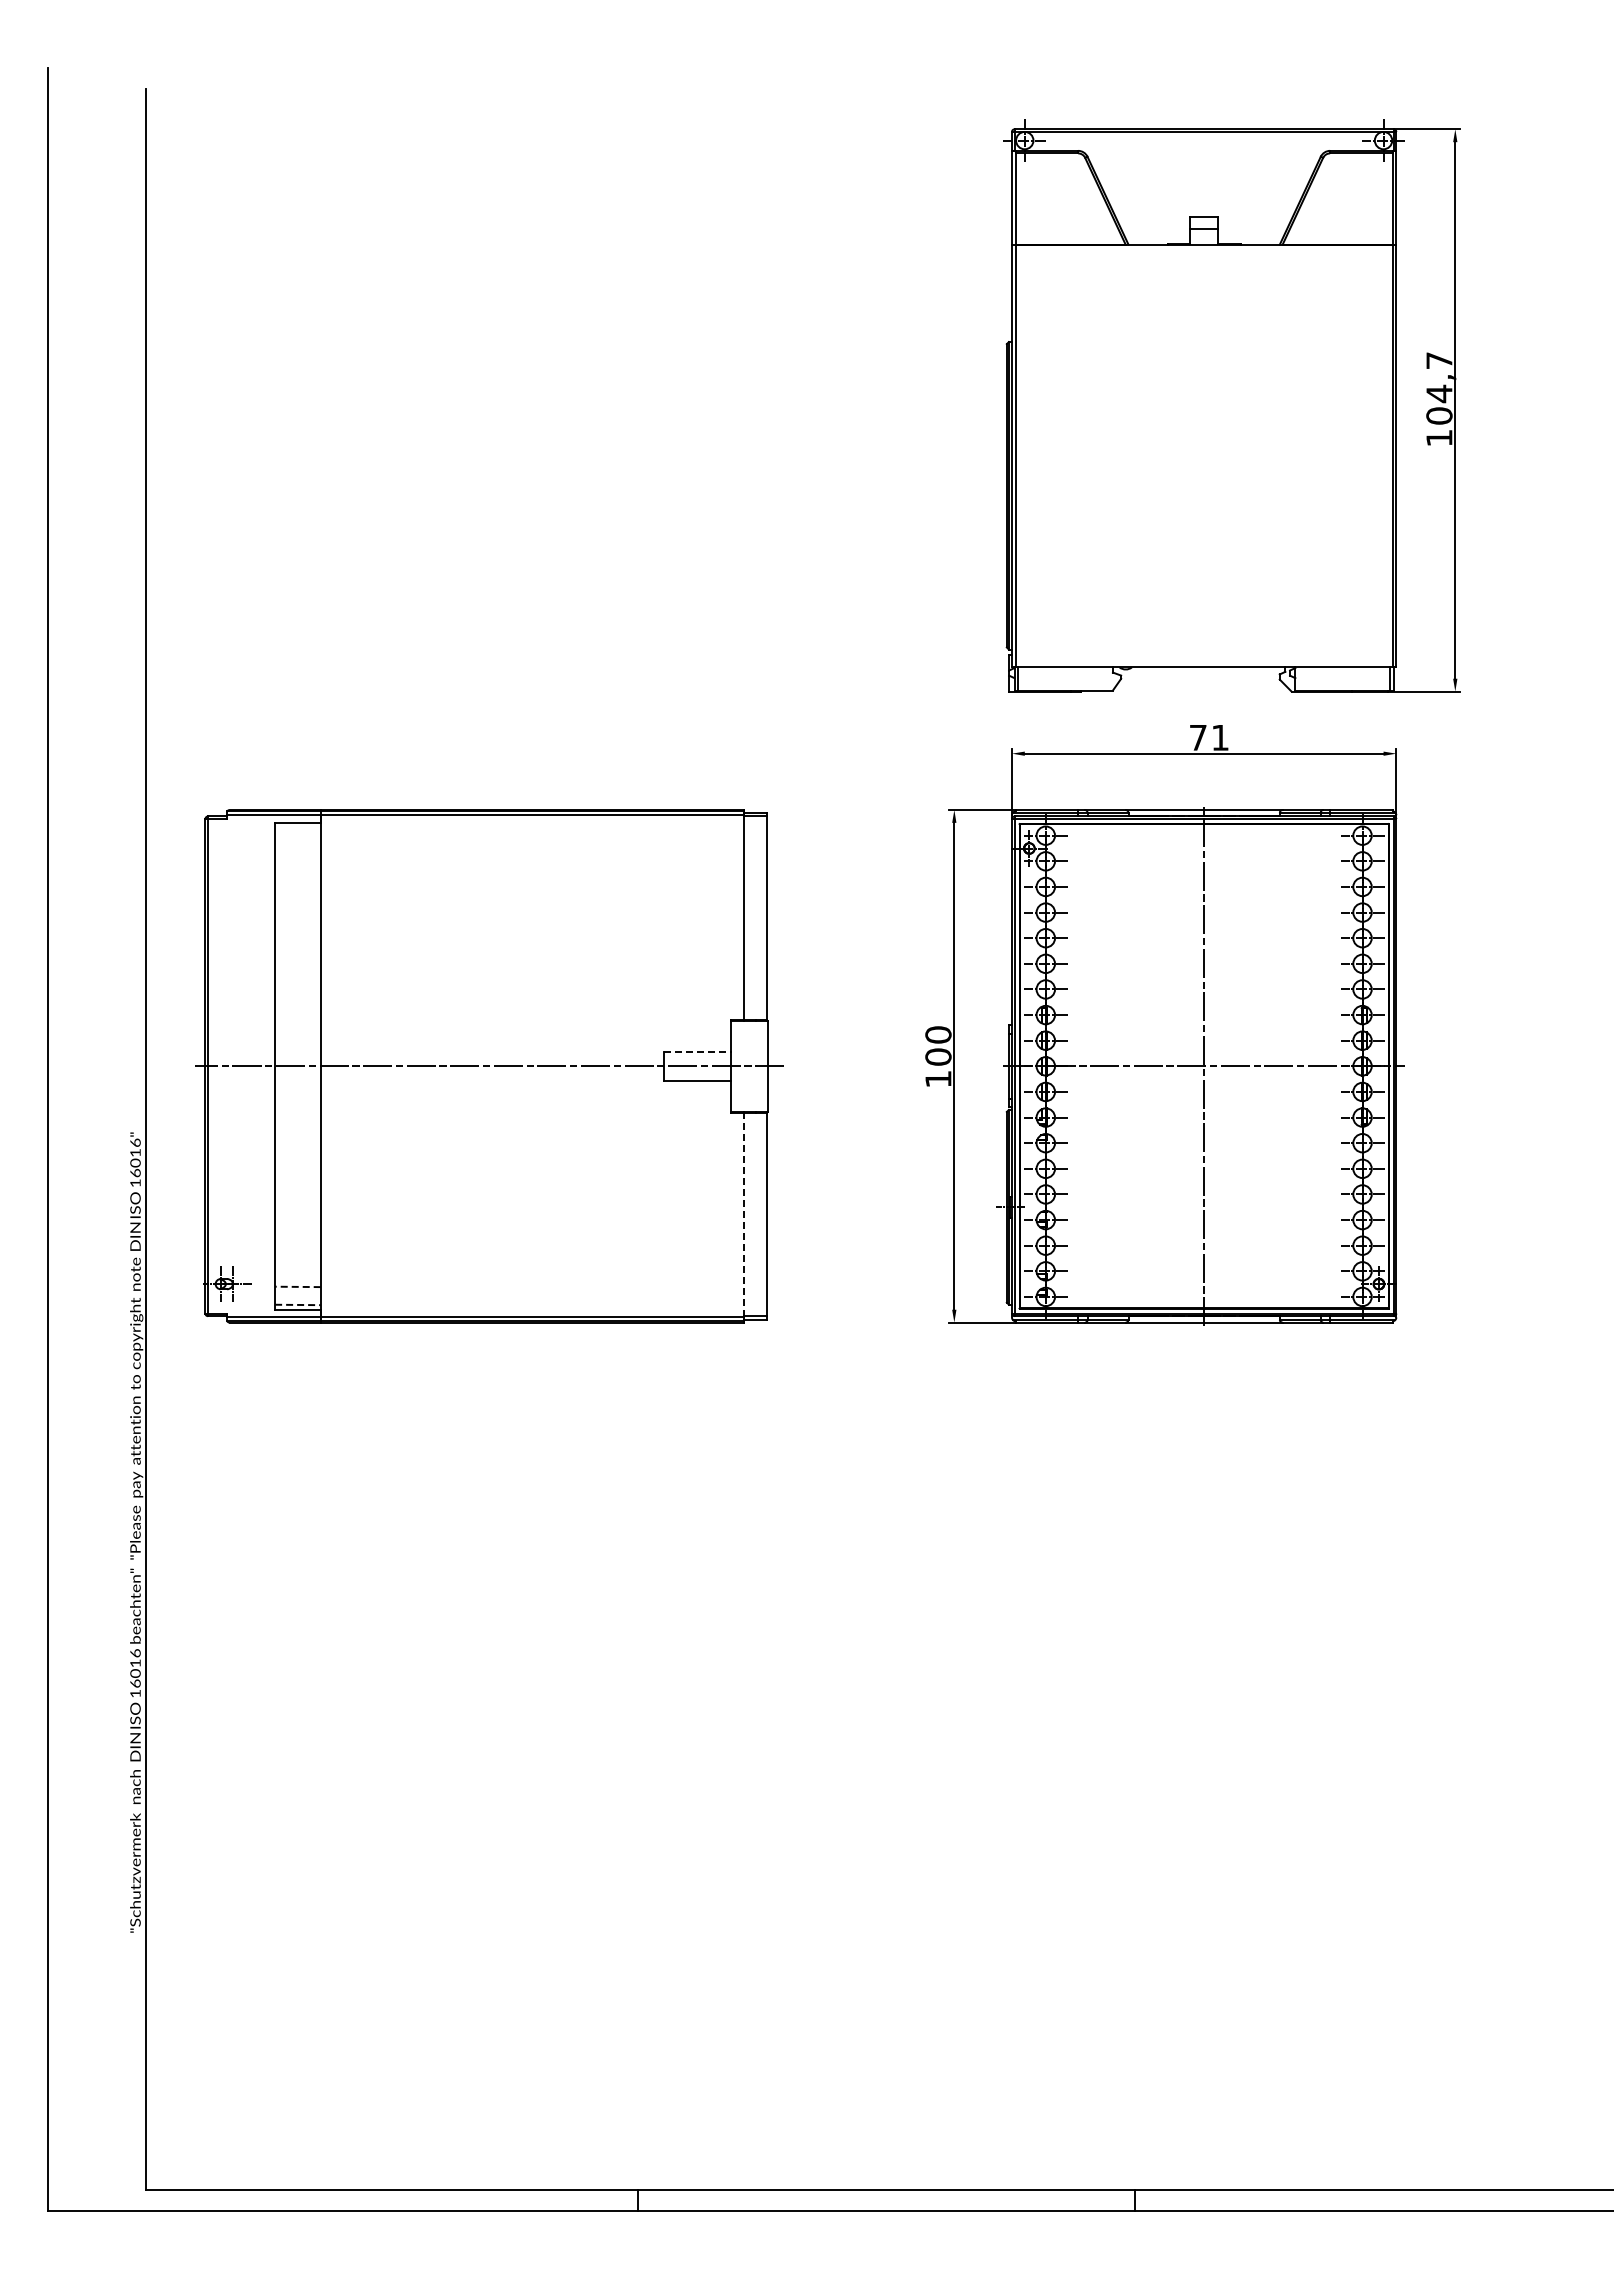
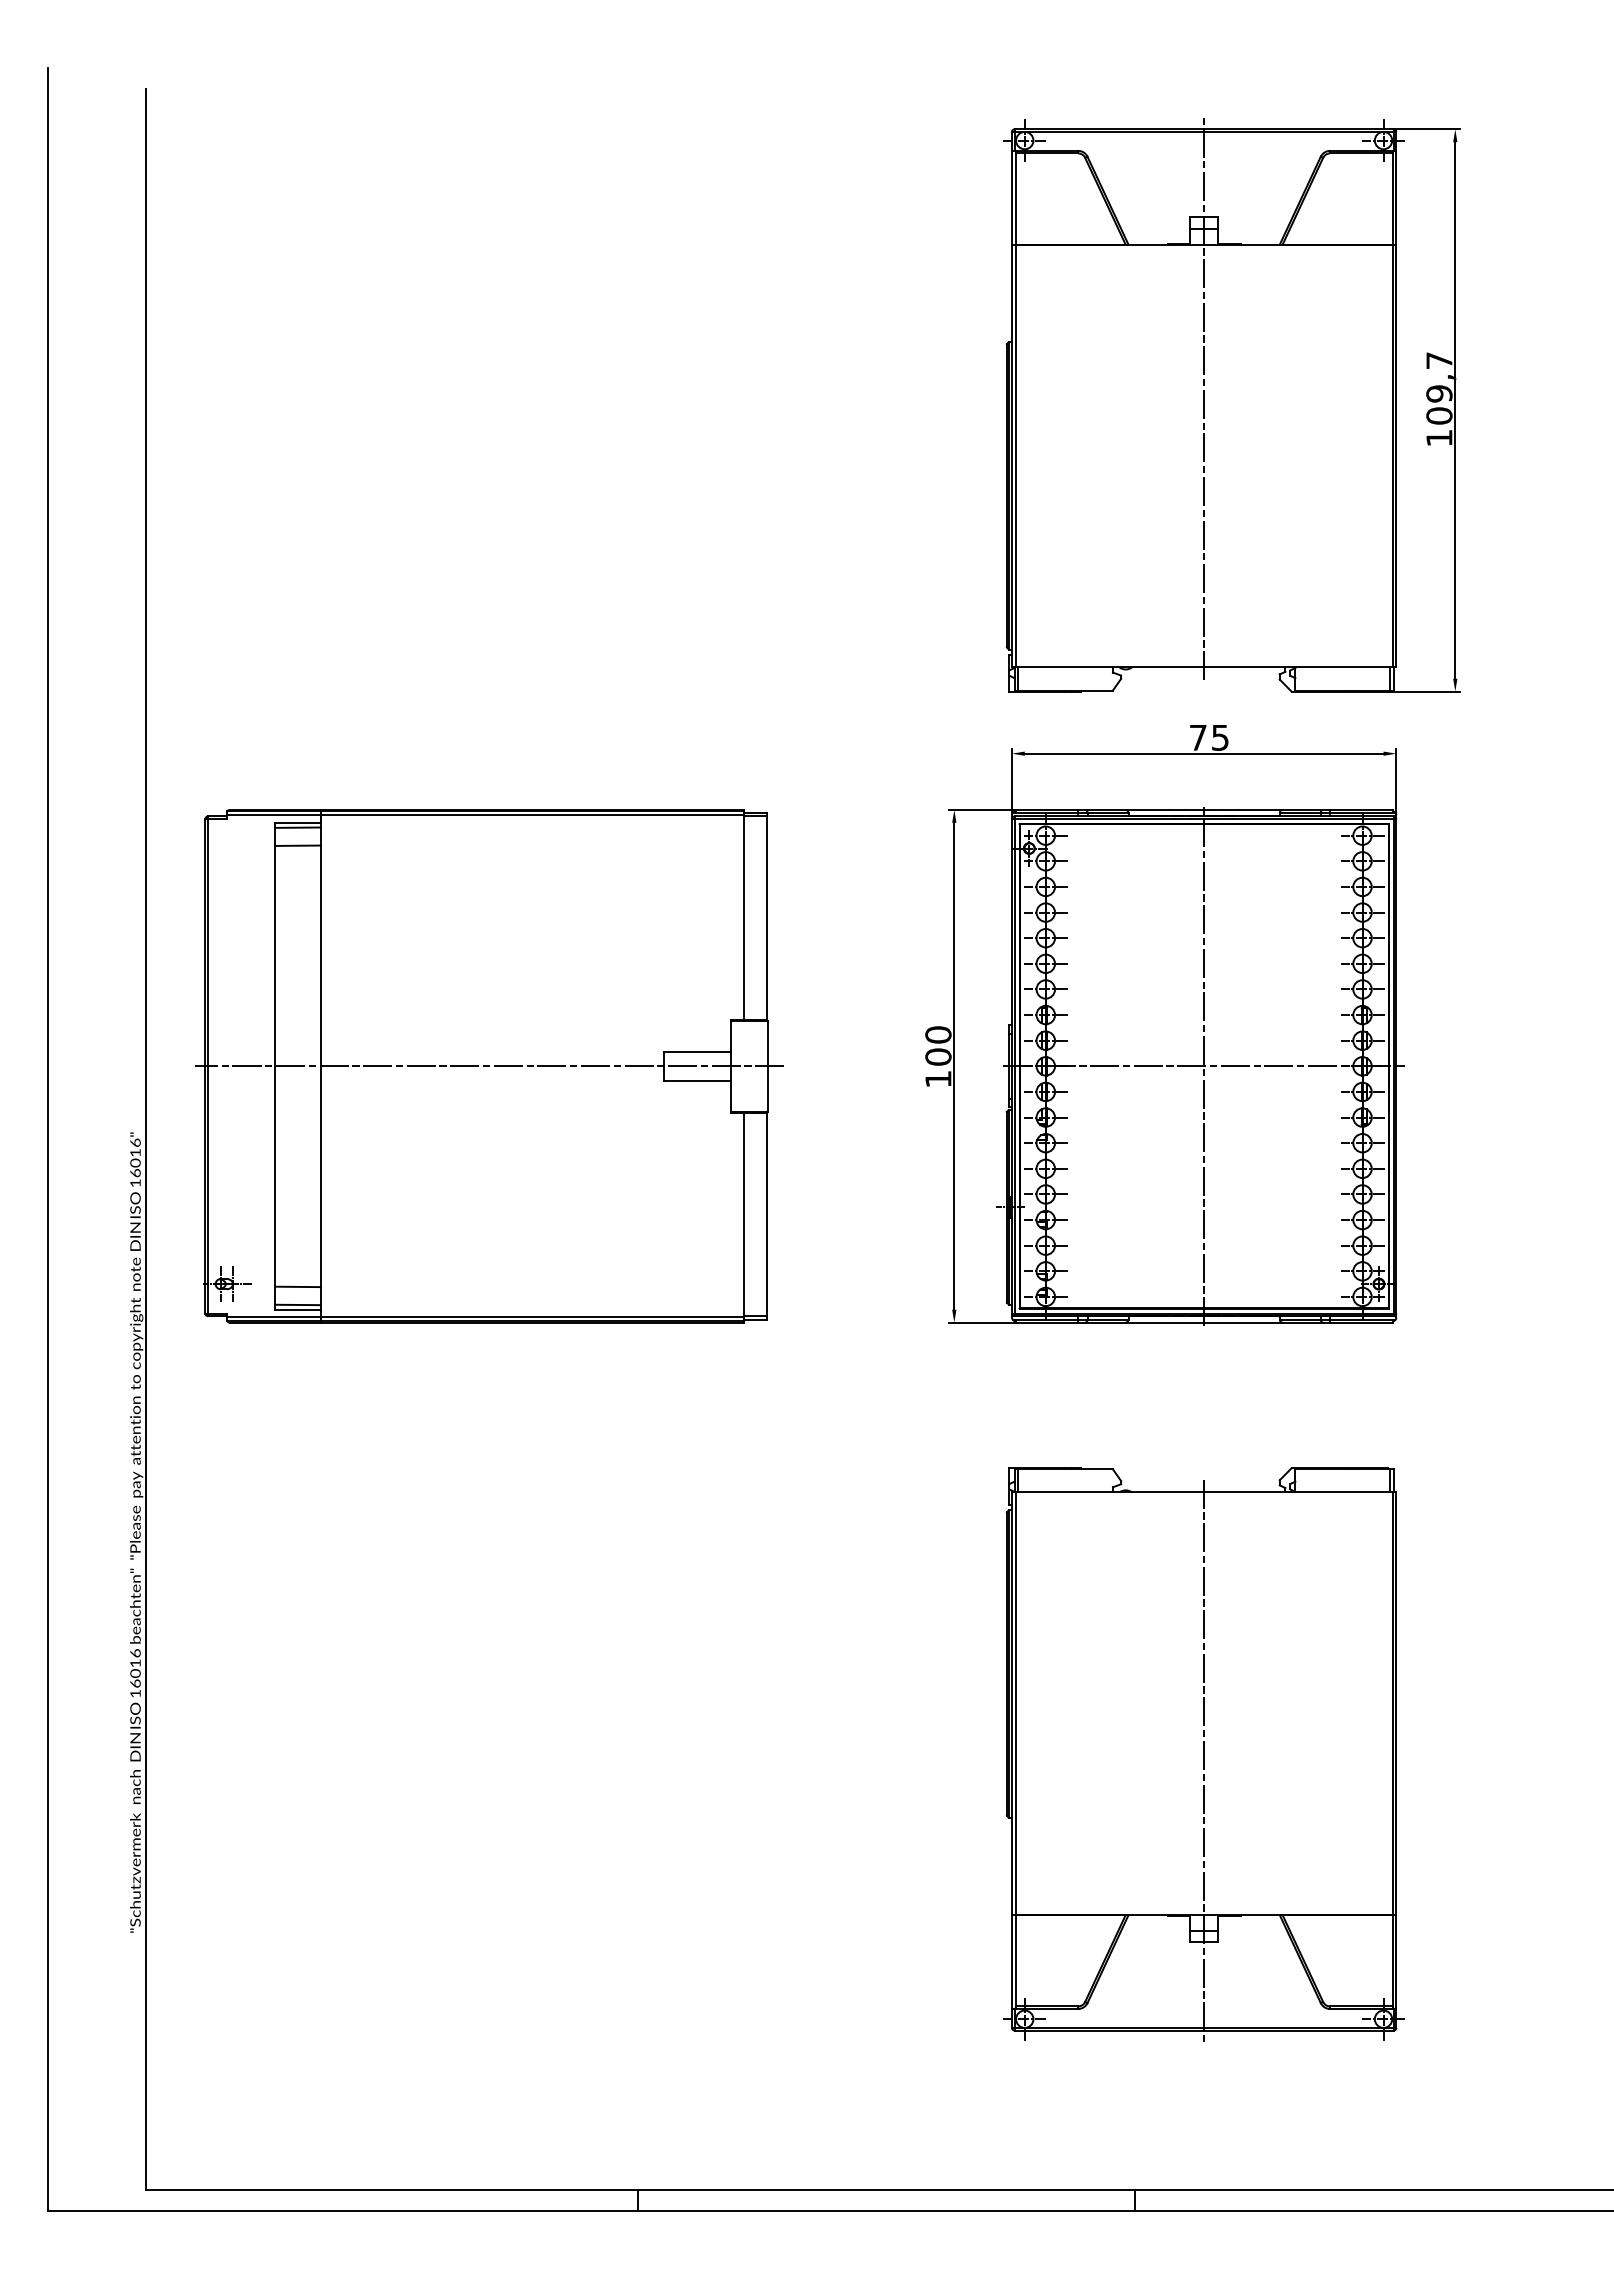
text: 104,7 -> 109,7 (1439, 393)
line: none -> present (1204, 397)
text: 71 -> 75 (1220, 737)
line: none -> present (297, 827)
line: none -> present (297, 845)
line: dashed -> solid (697, 1051)
line: dashed -> solid (743, 1214)
line: dashed -> solid (297, 1286)
line: dashed -> solid (297, 1304)
part: none -> present (1203, 1754)
